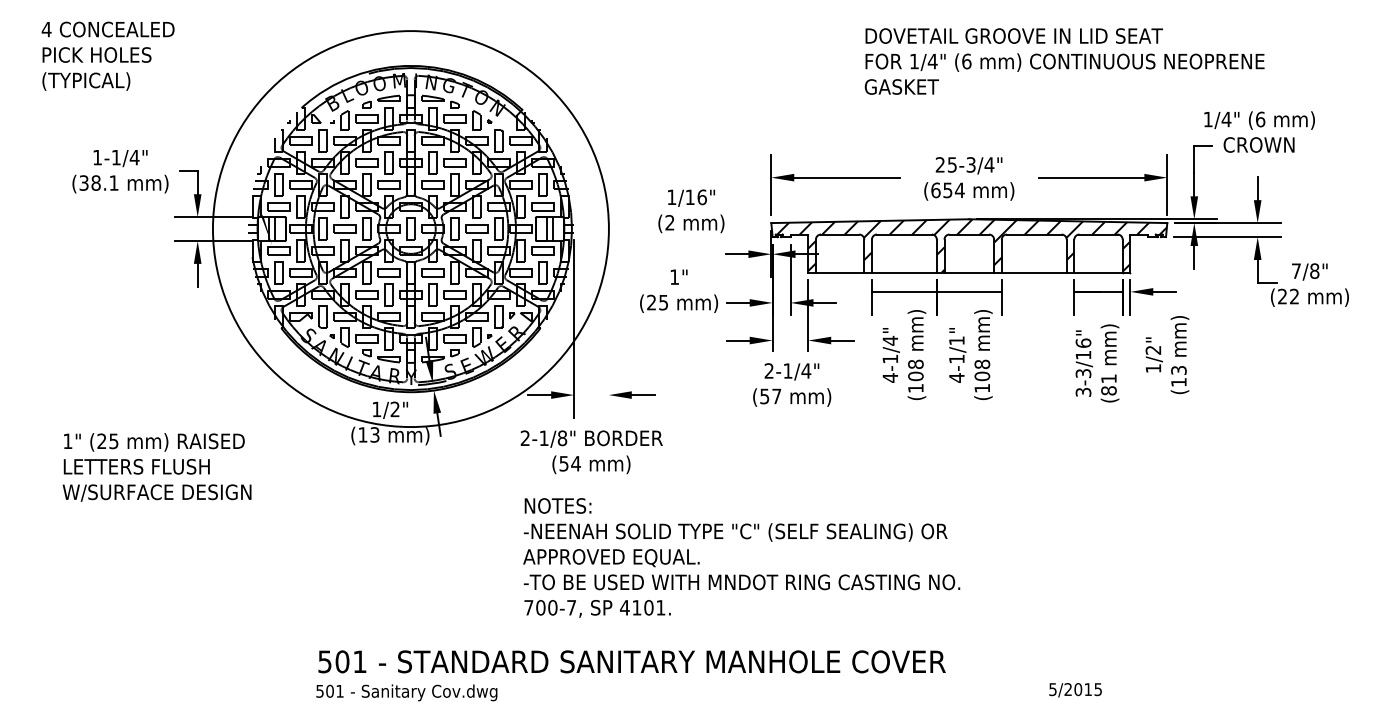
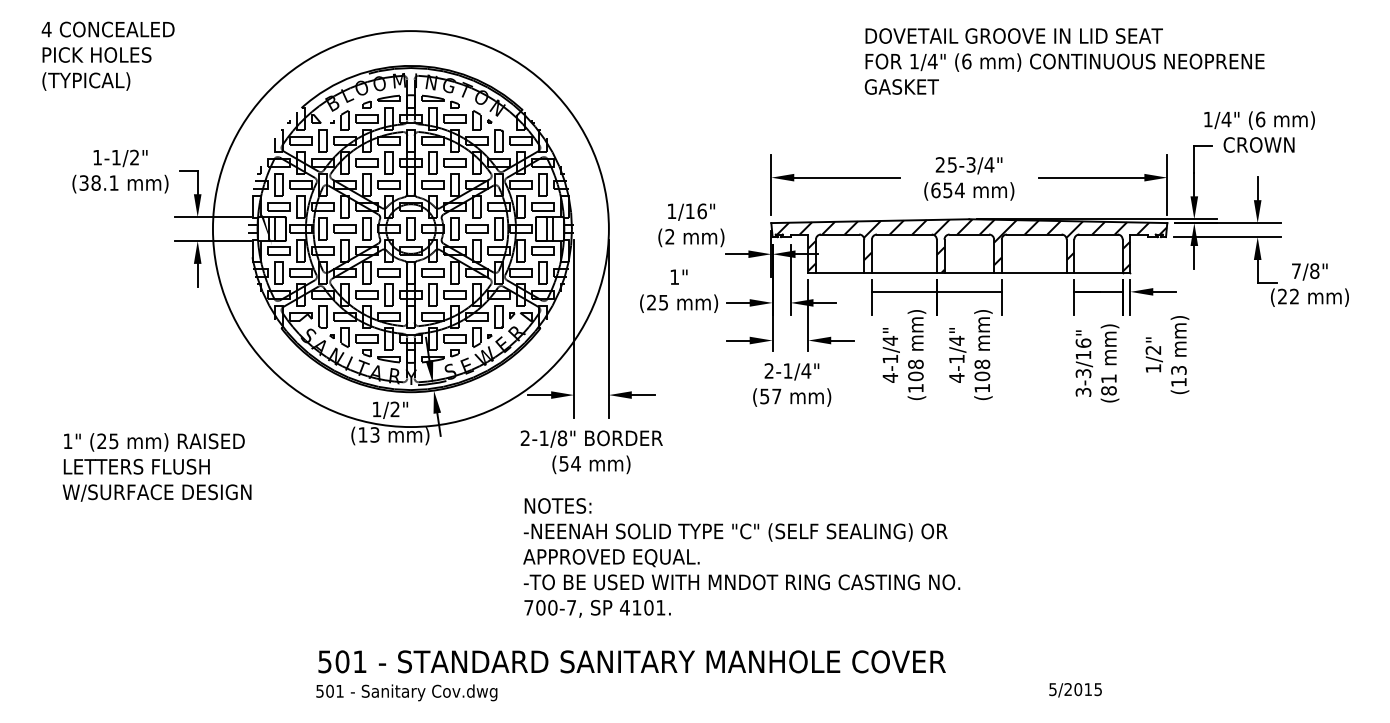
text: 1-1/4" -> 1-1/2" (134, 157)
text position: (691, 211) -> (691, 225) (691, 225)
line: none -> present (608, 328)
text: 4-1/1" -> 4-1/4" (956, 340)
